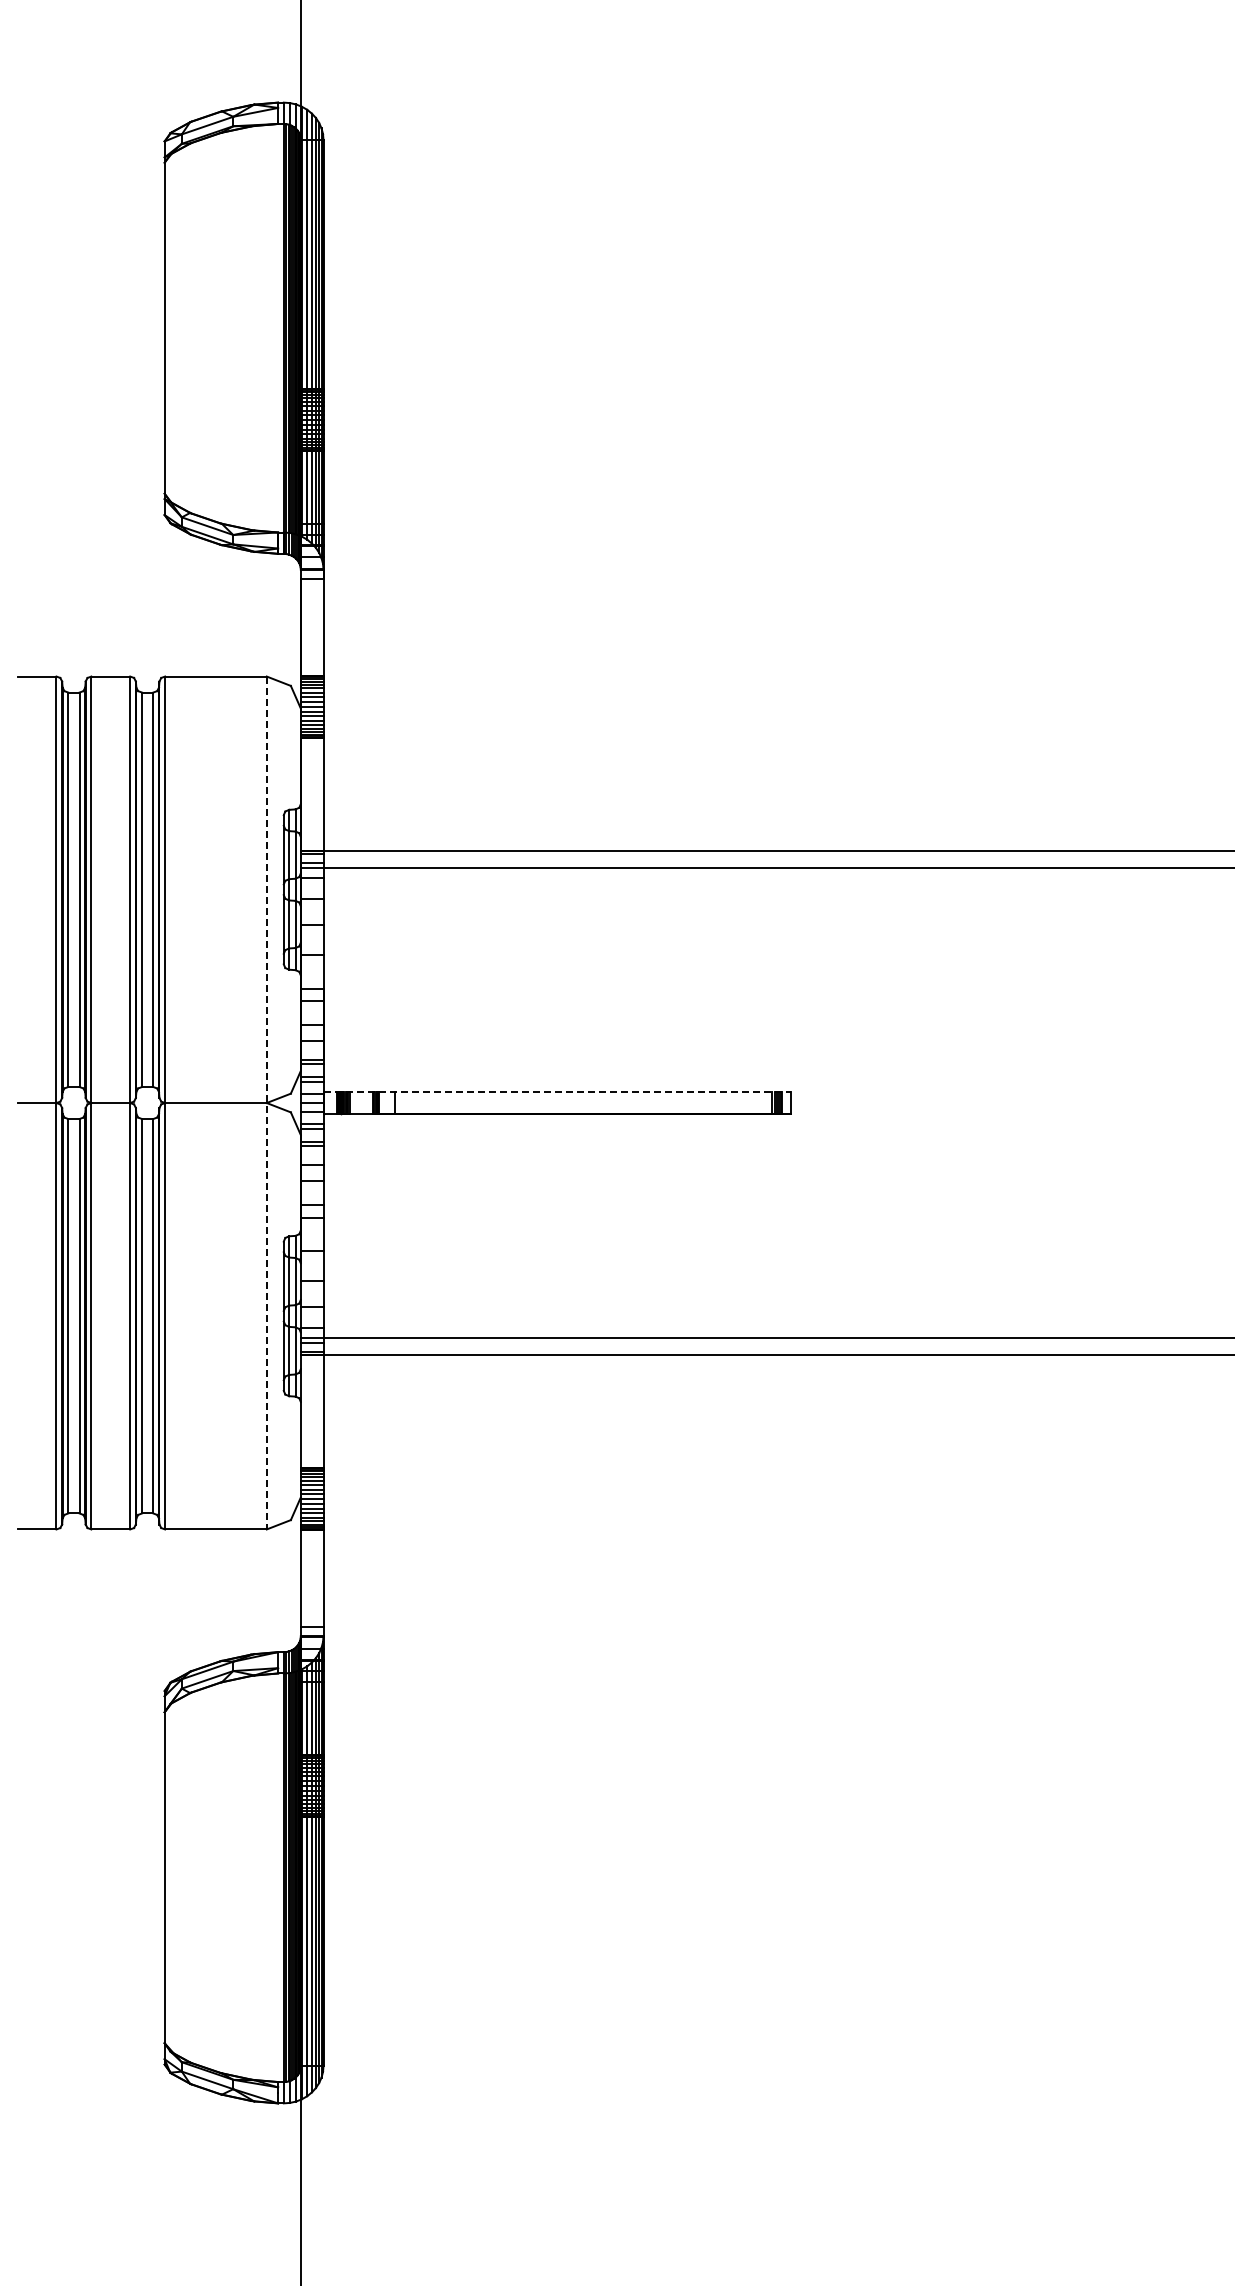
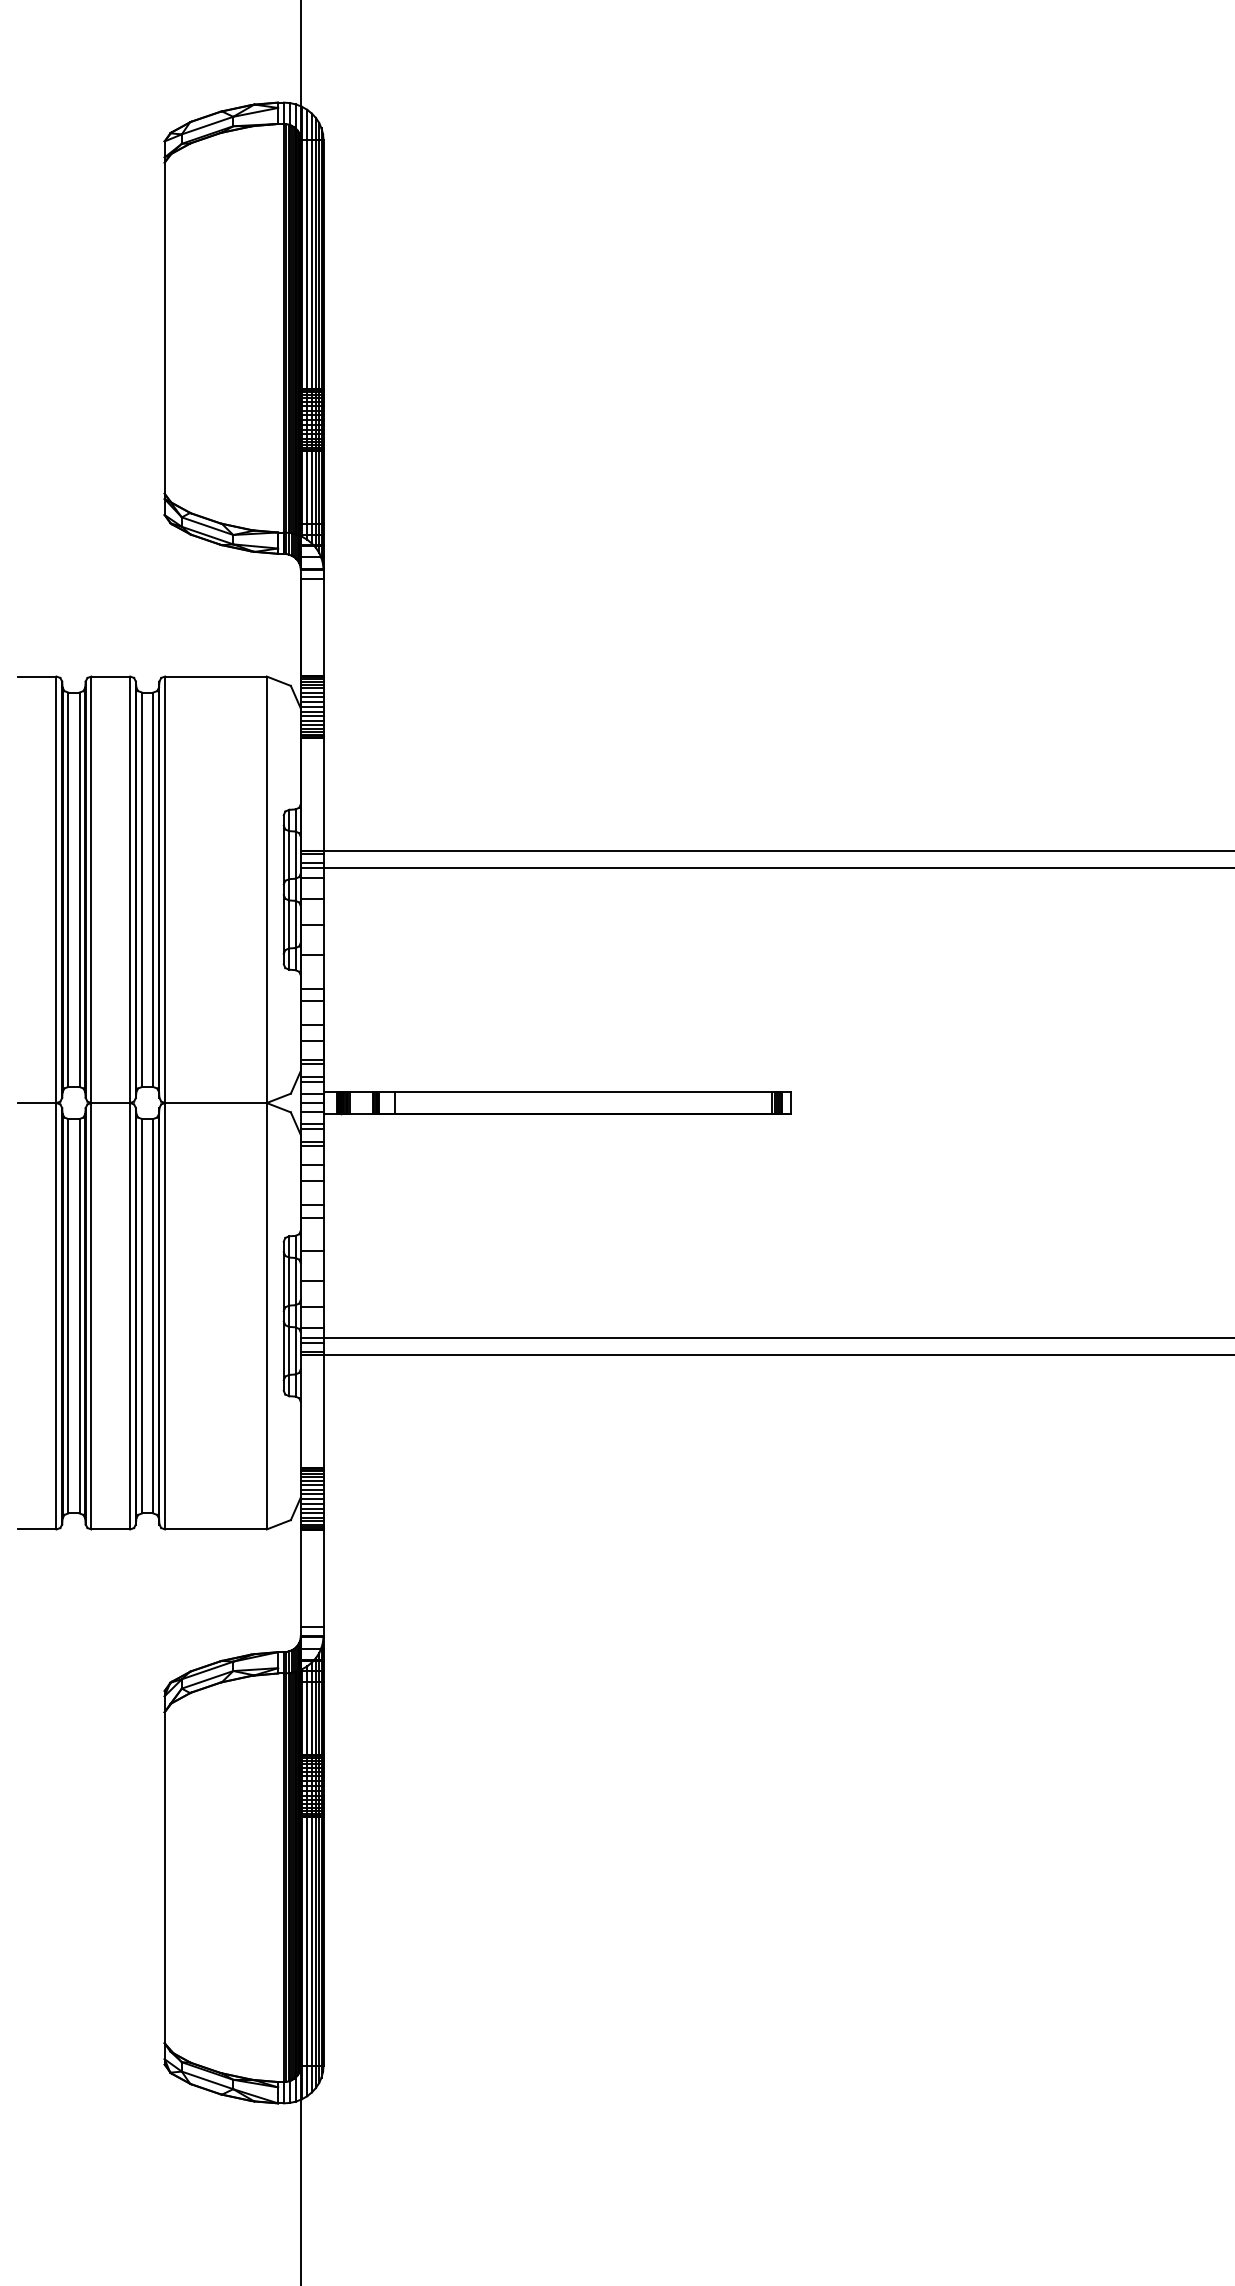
line: dashed -> solid (557, 1091)
line: dashed -> solid (266, 1103)
